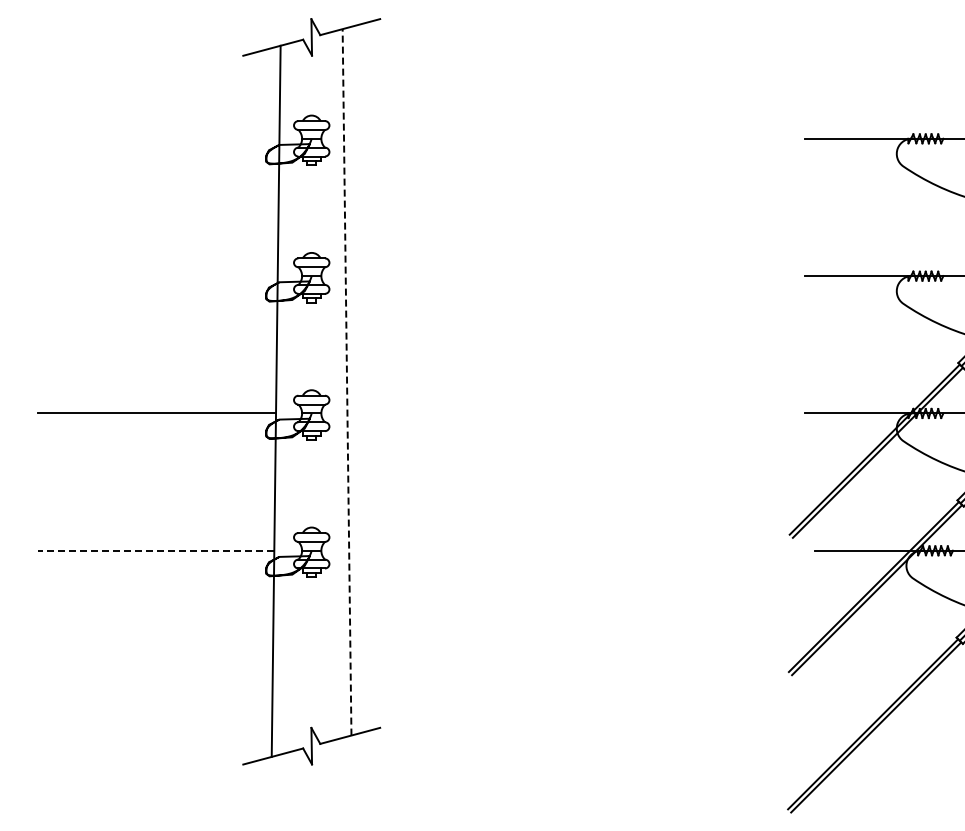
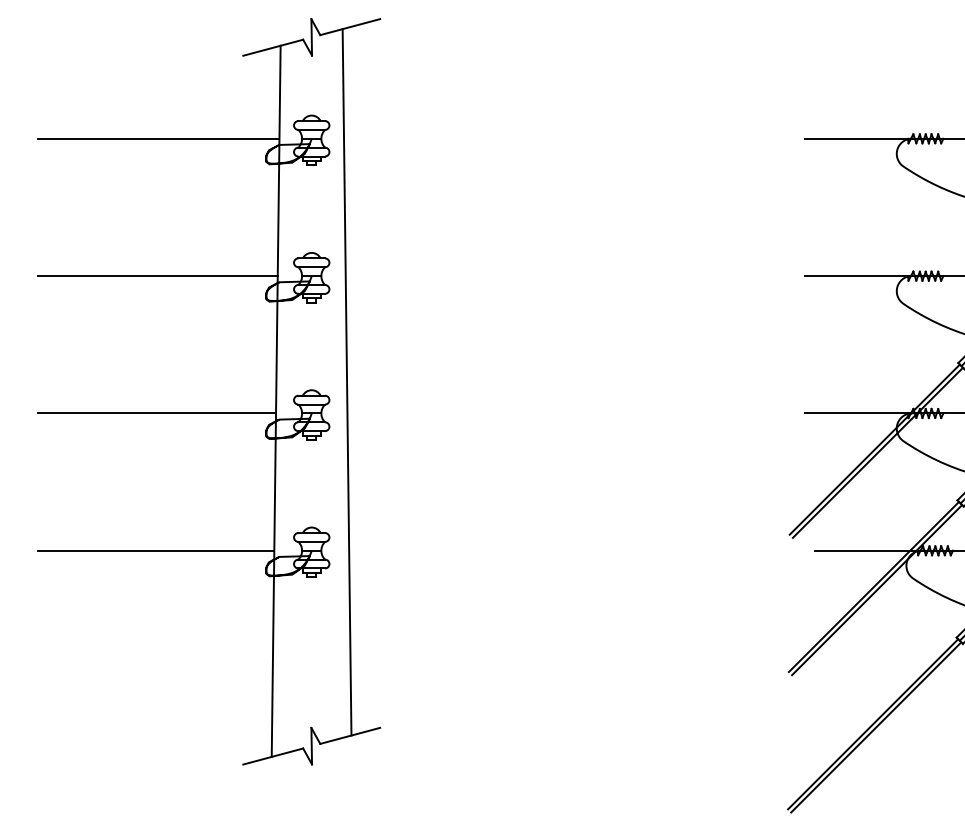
line: none -> present (158, 138)
line: none -> present (157, 276)
line: dashed -> solid (347, 381)
line: dashed -> solid (155, 550)
